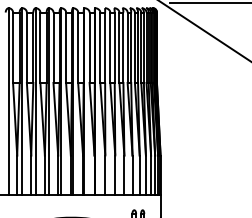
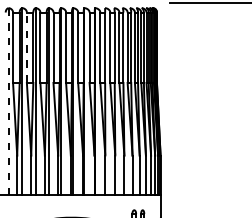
line: present -> none (204, 31)
line: solid -> dashed (26, 47)
line: solid -> dashed (8, 101)
